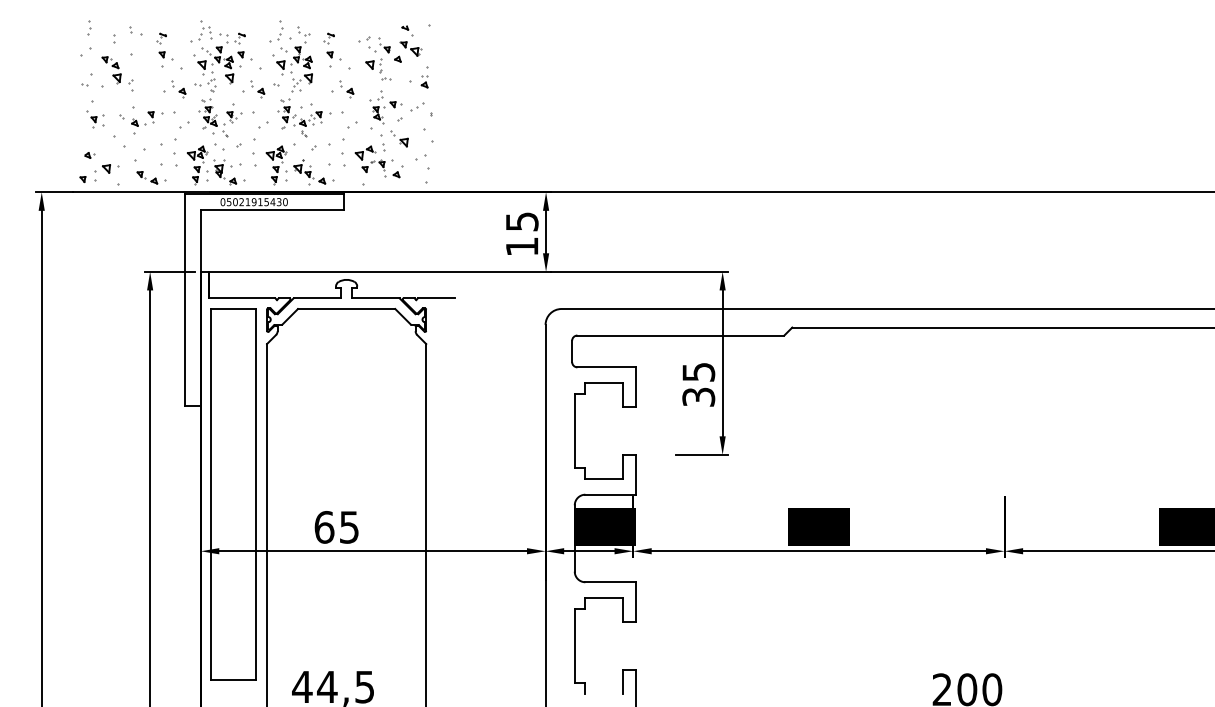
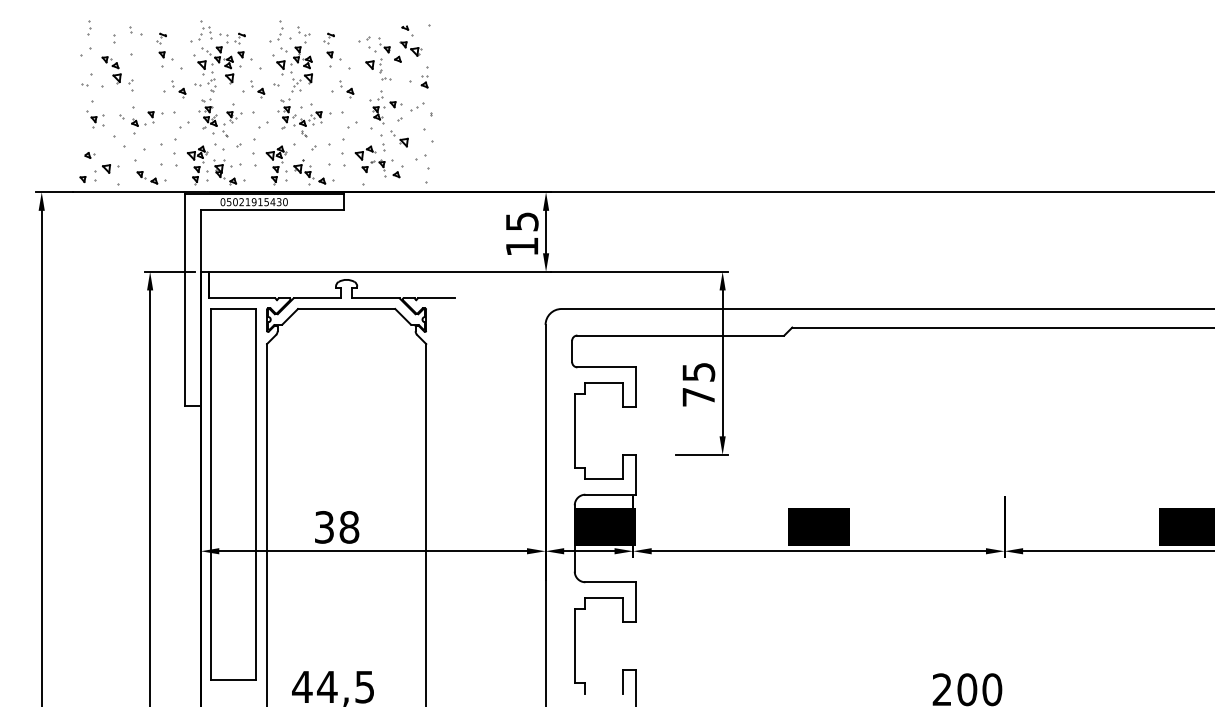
text: 35 -> 75 (698, 396)
text: 65 -> 38 (336, 527)
